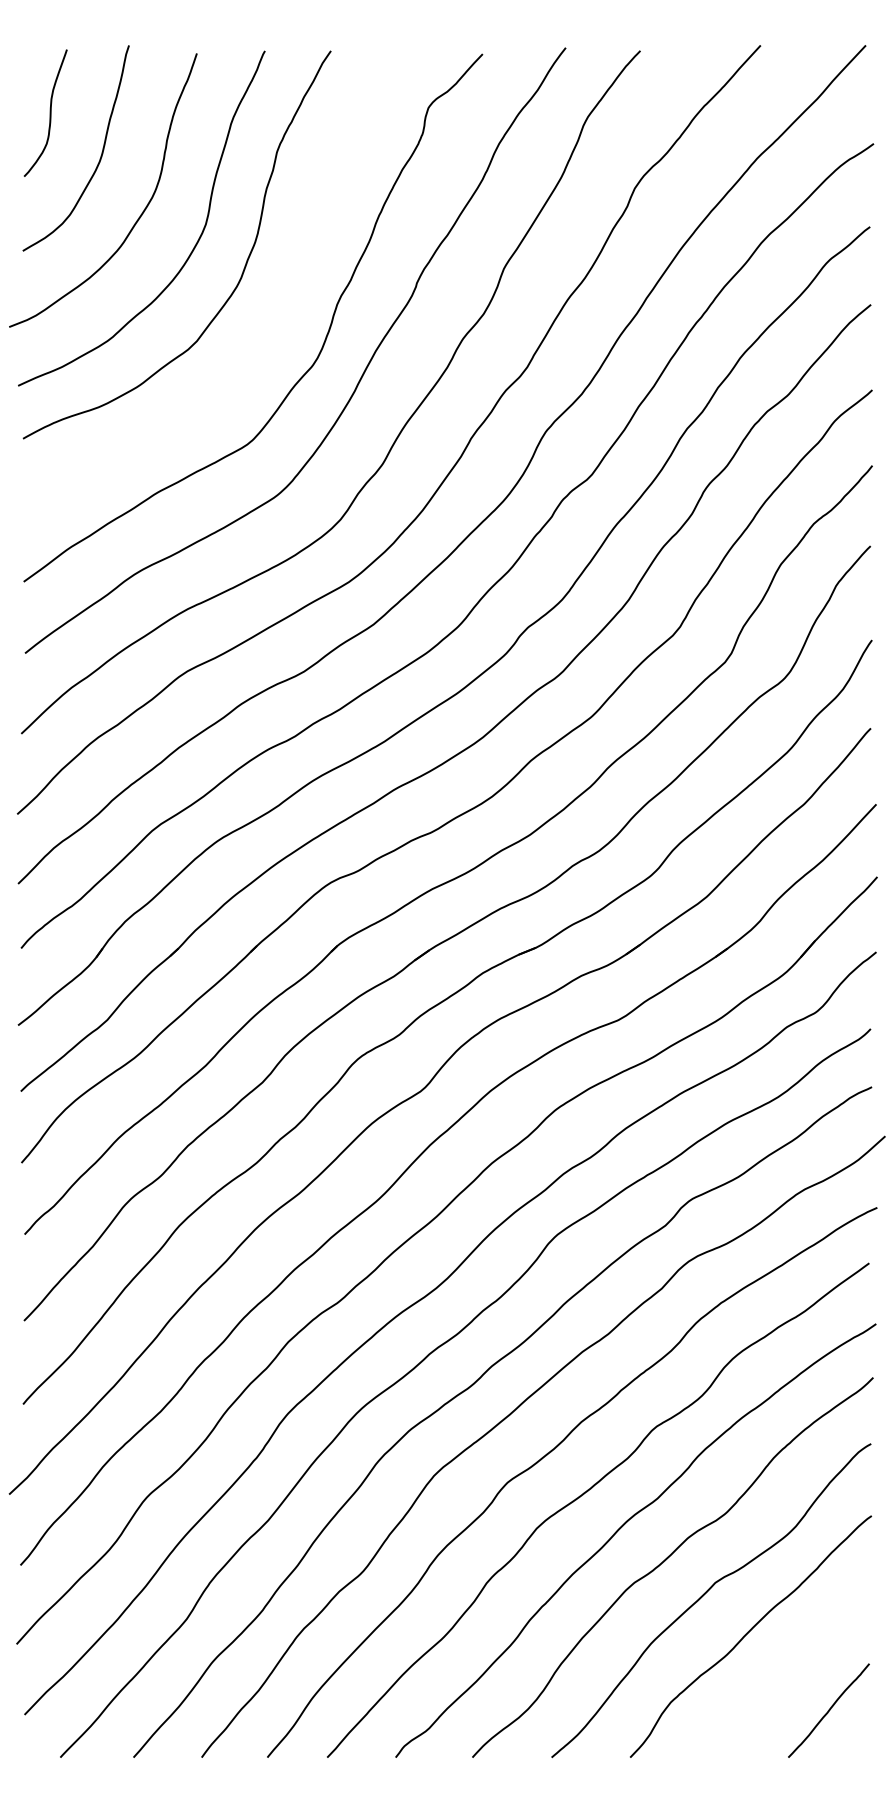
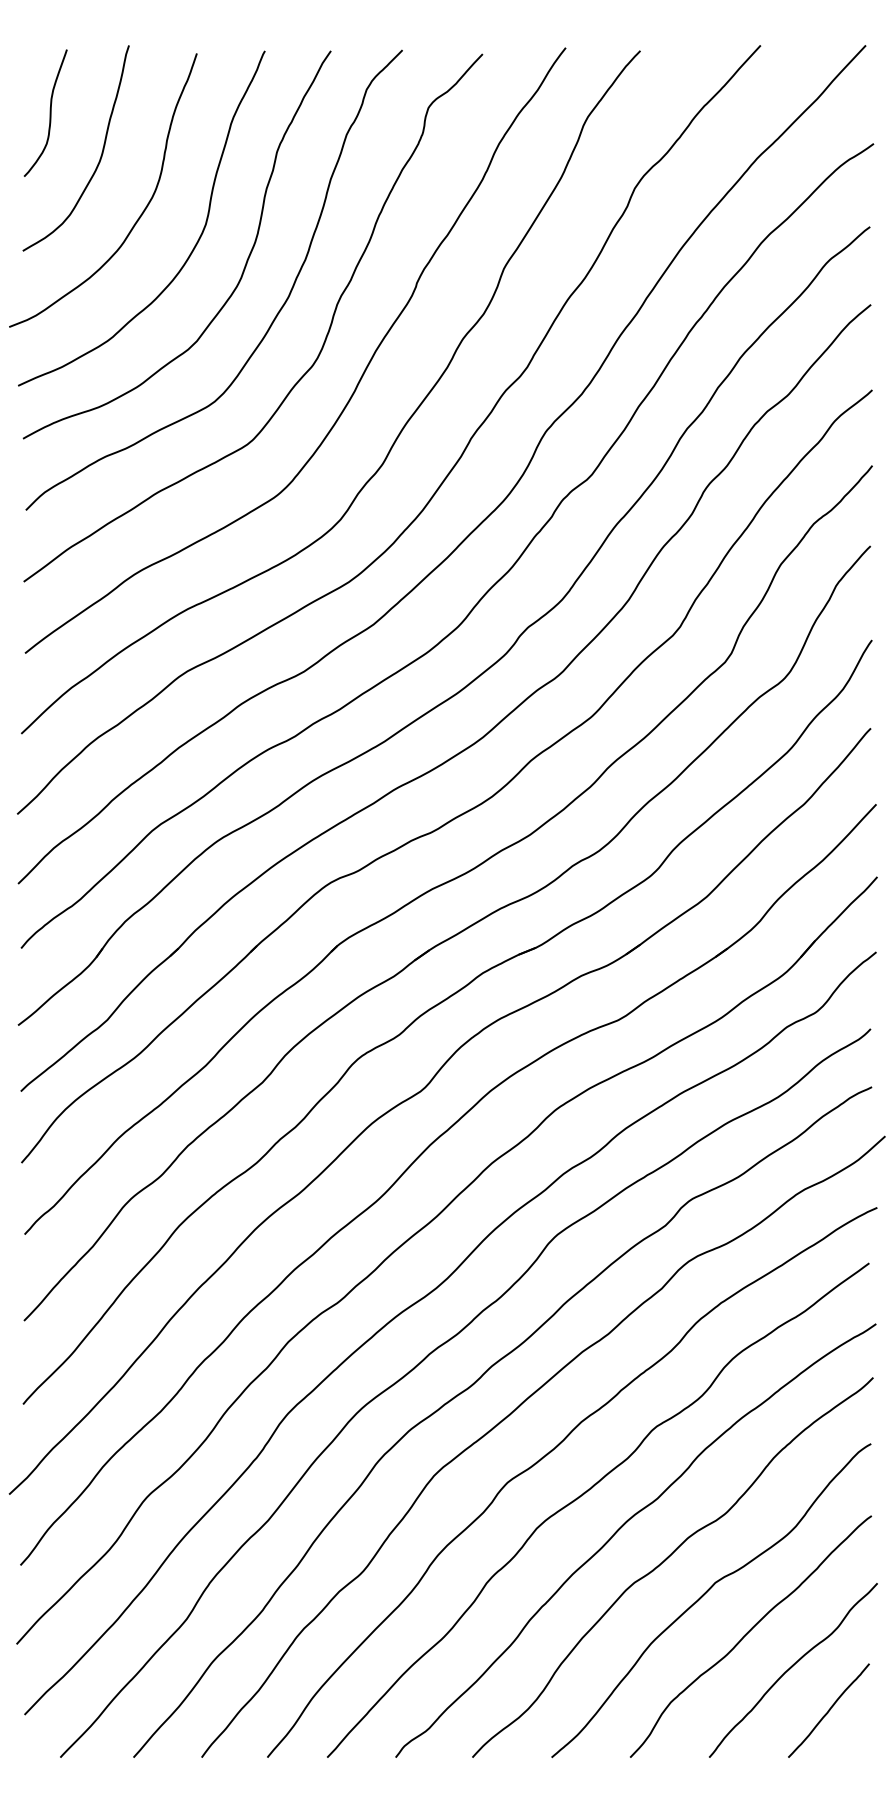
curve: none -> present (275, 315)
curve: none -> present (791, 1668)
